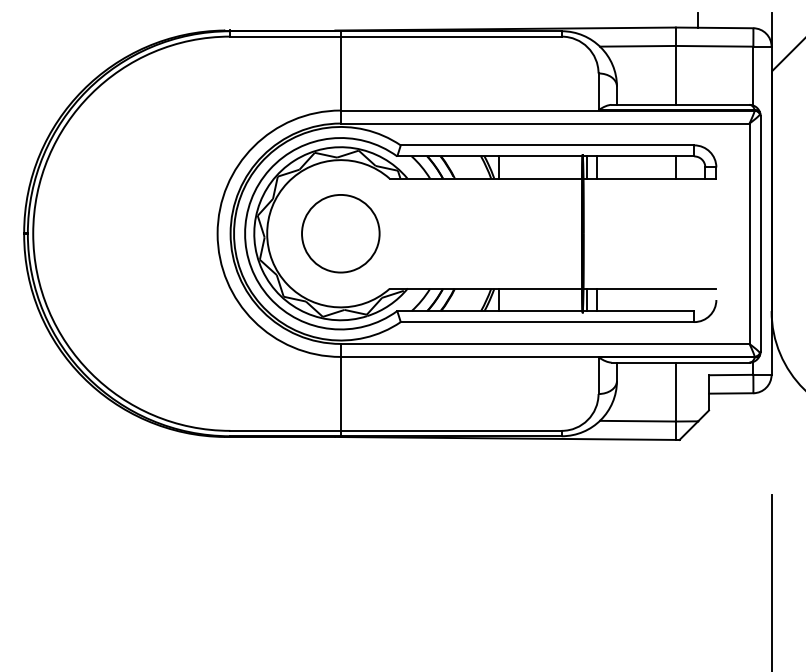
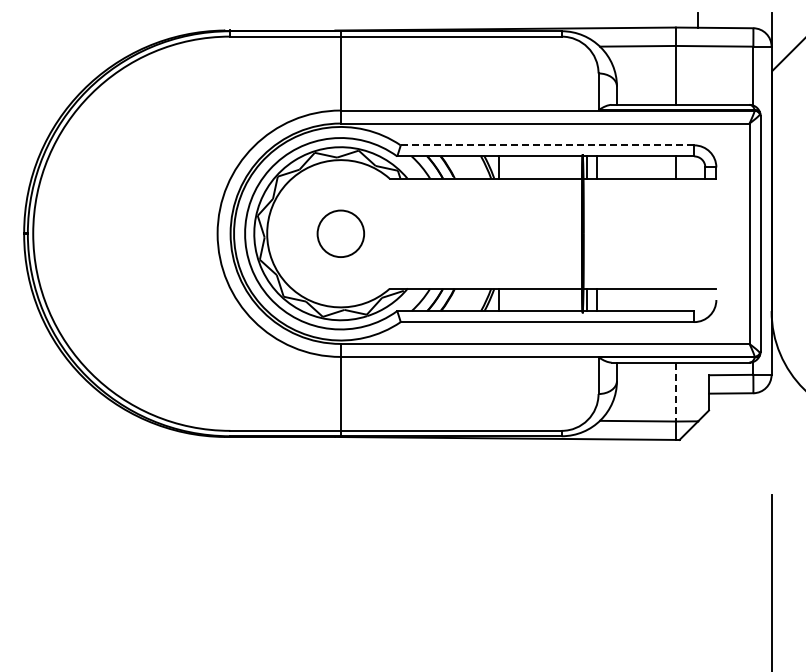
line: solid -> dashed (547, 145)
circle size: 80x80 px -> 50x49 px (340, 233)
line: solid -> dashed (675, 392)
